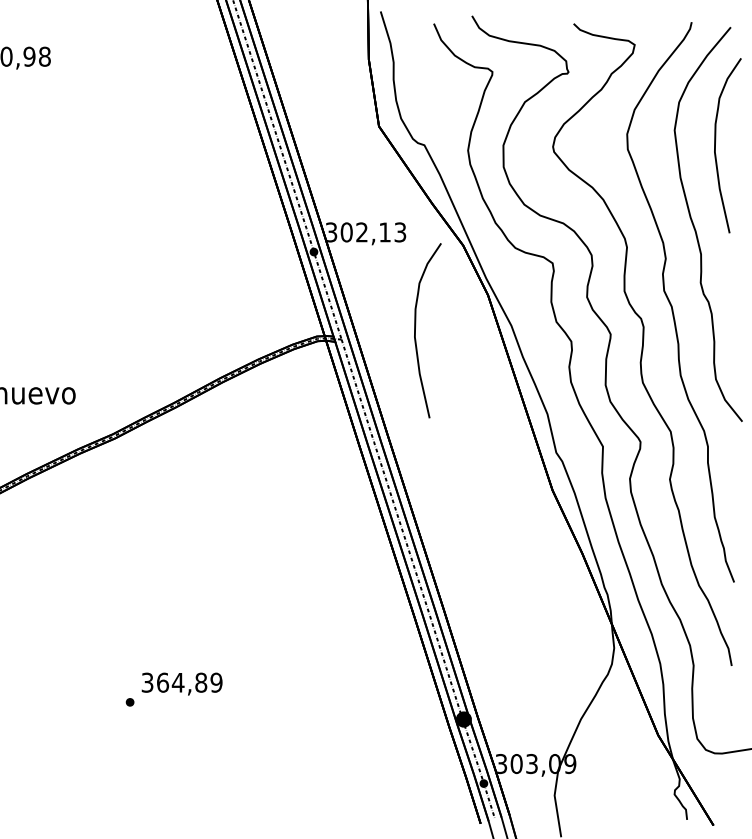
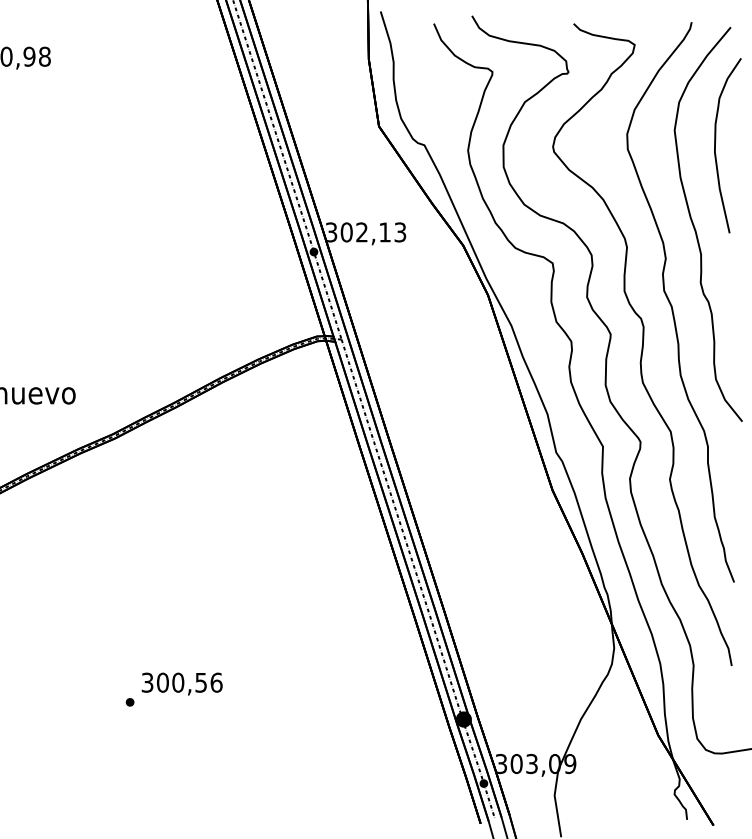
curve: present -> none (415, 330)
text: 364,89 -> 300,56 (189, 682)
